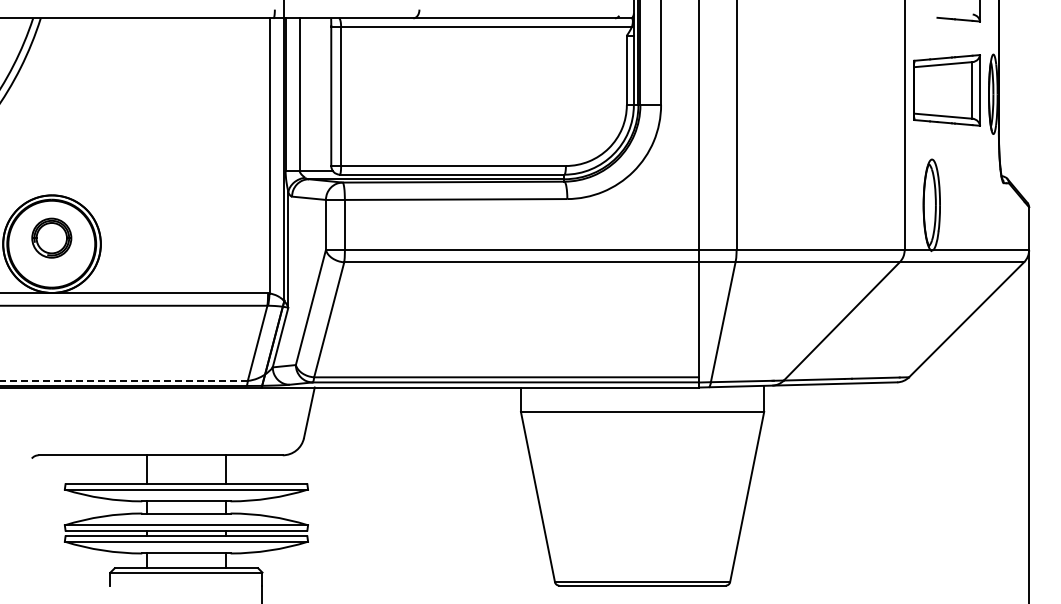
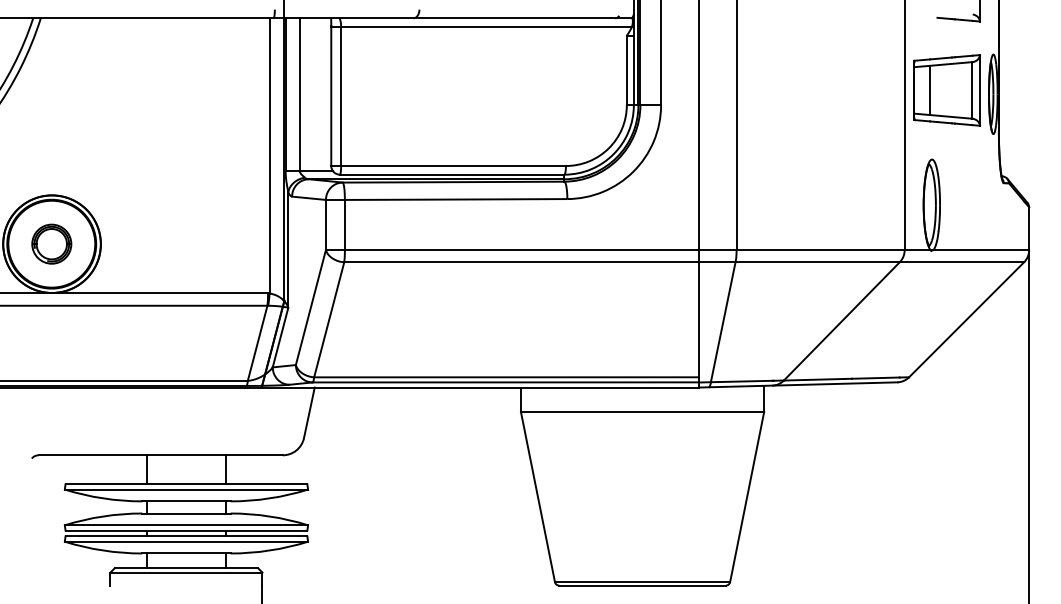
line: none -> present (930, 90)
part position: (51, 237) -> (51, 243) (51, 243)
line: dashed -> solid (123, 380)
